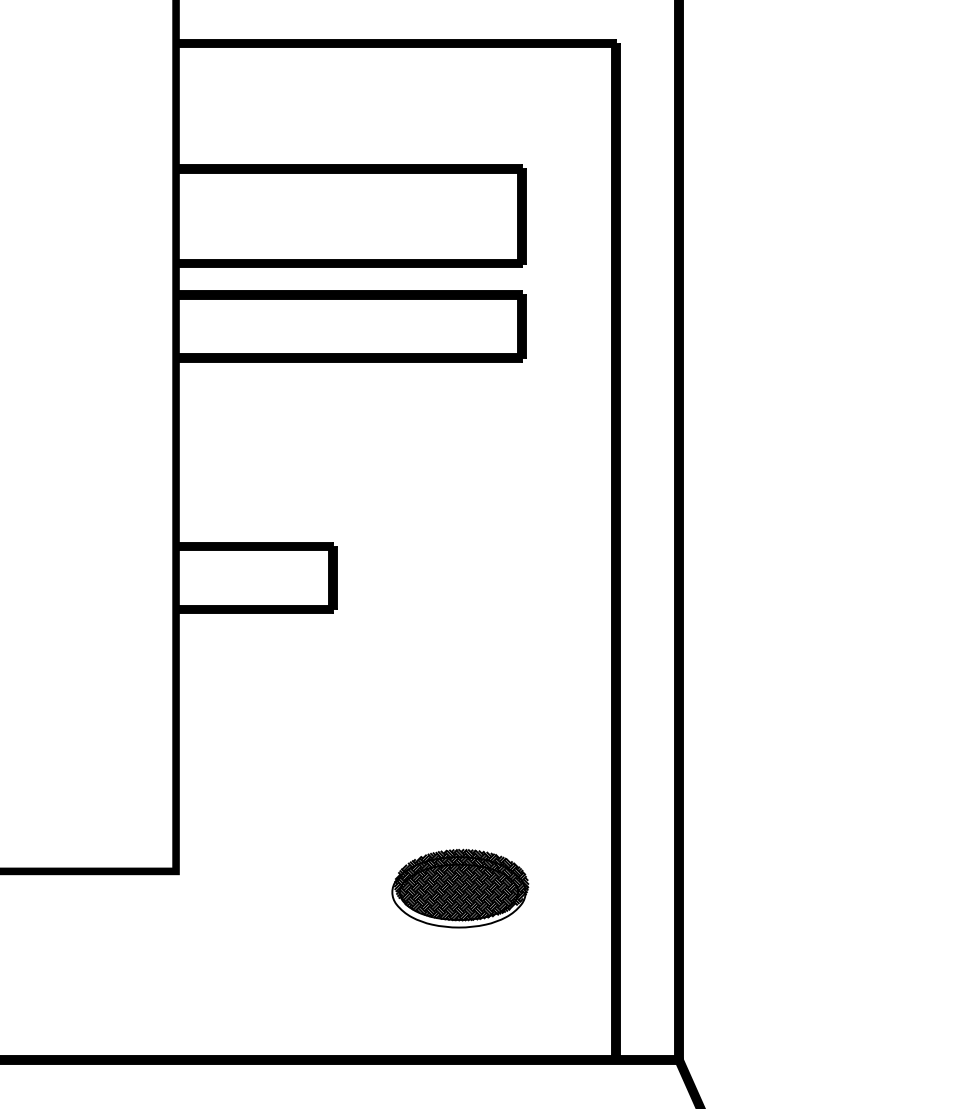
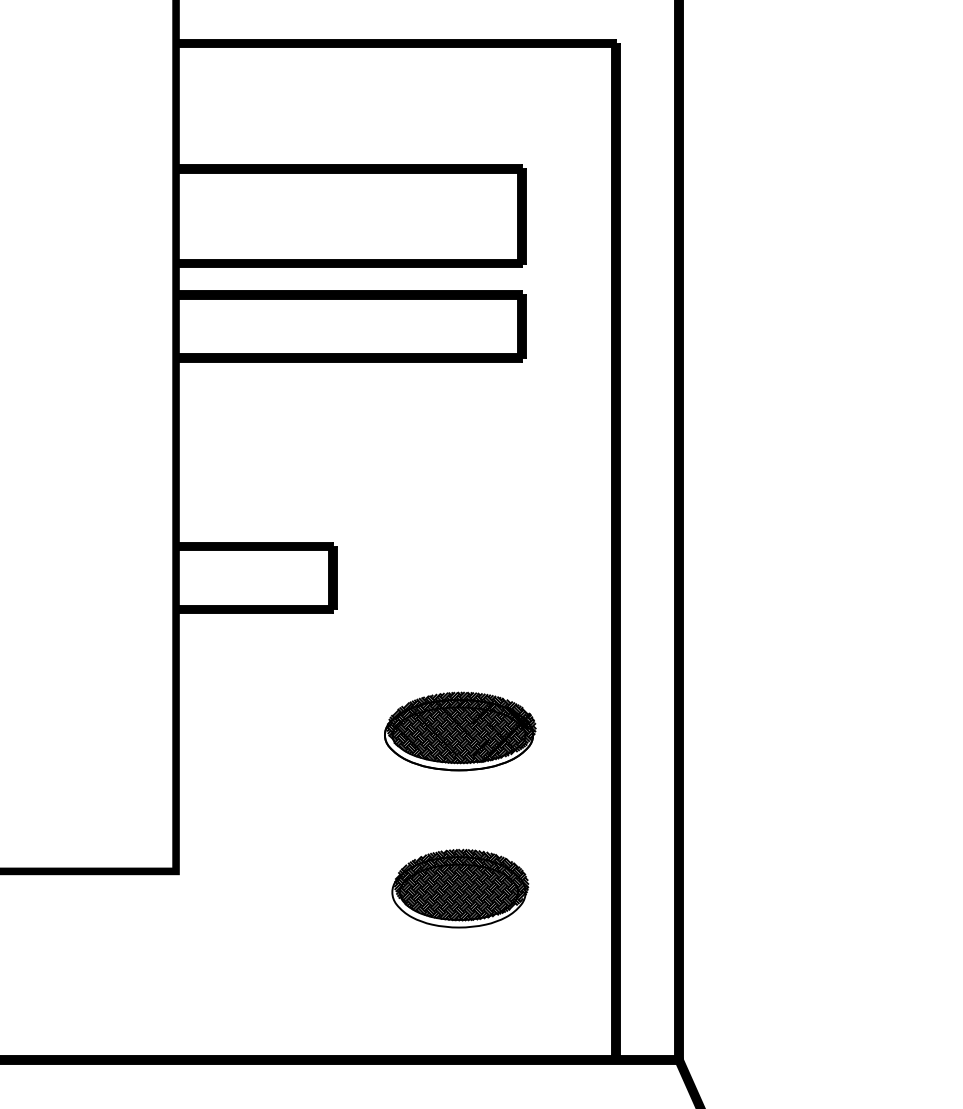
part: none -> present (460, 731)
